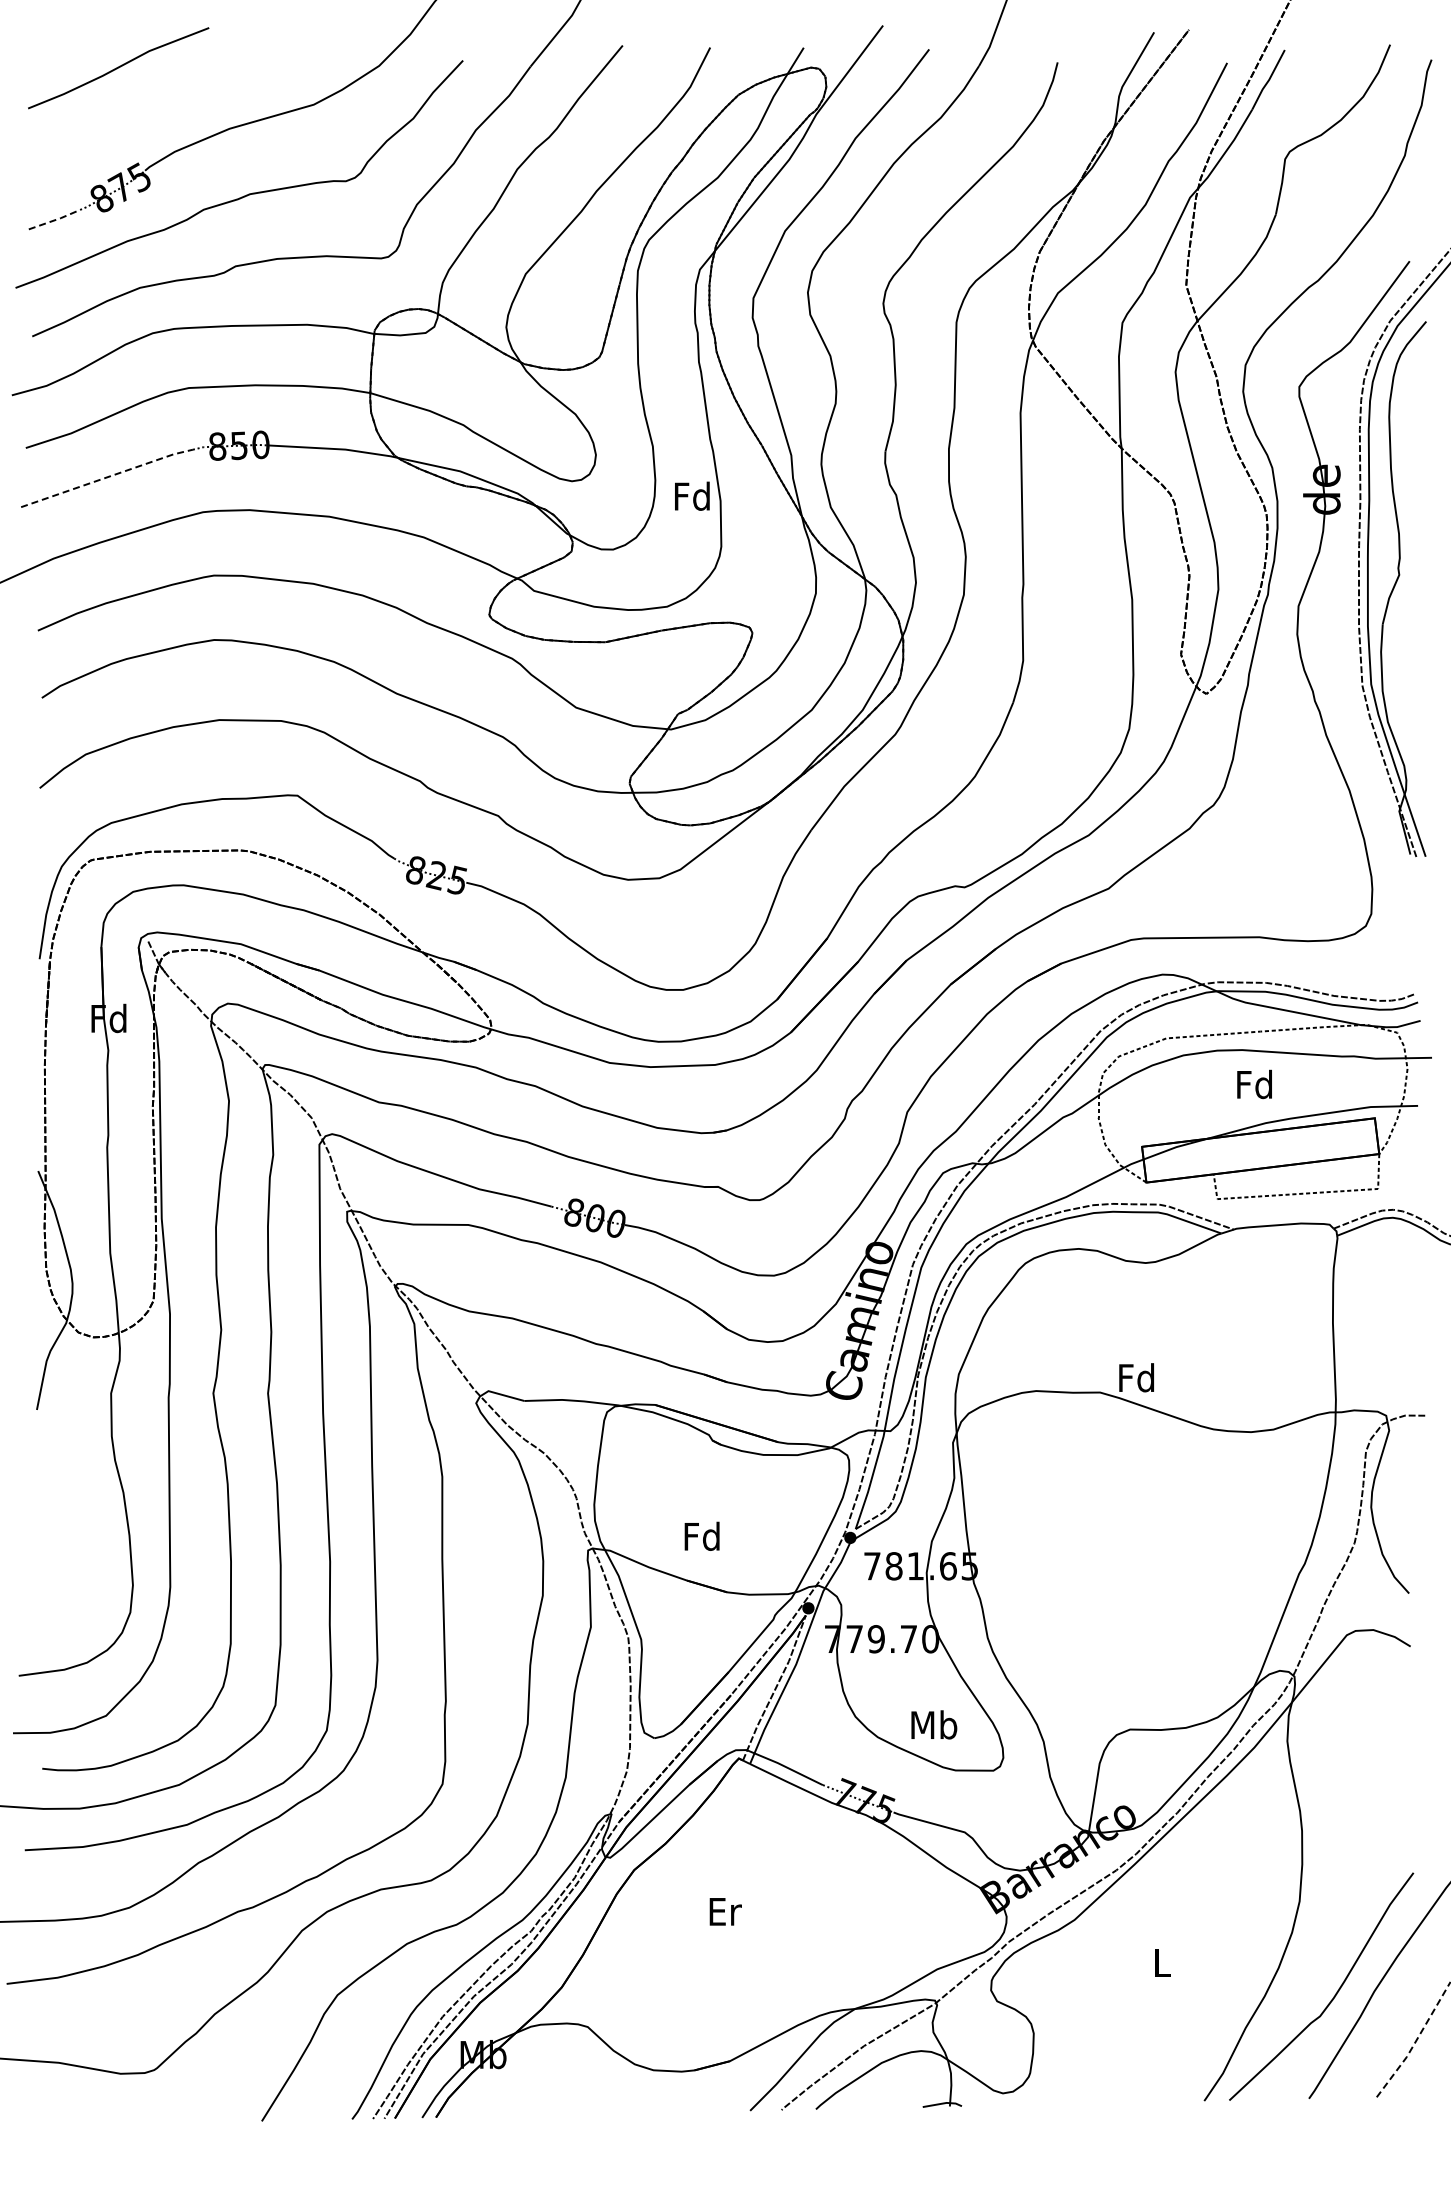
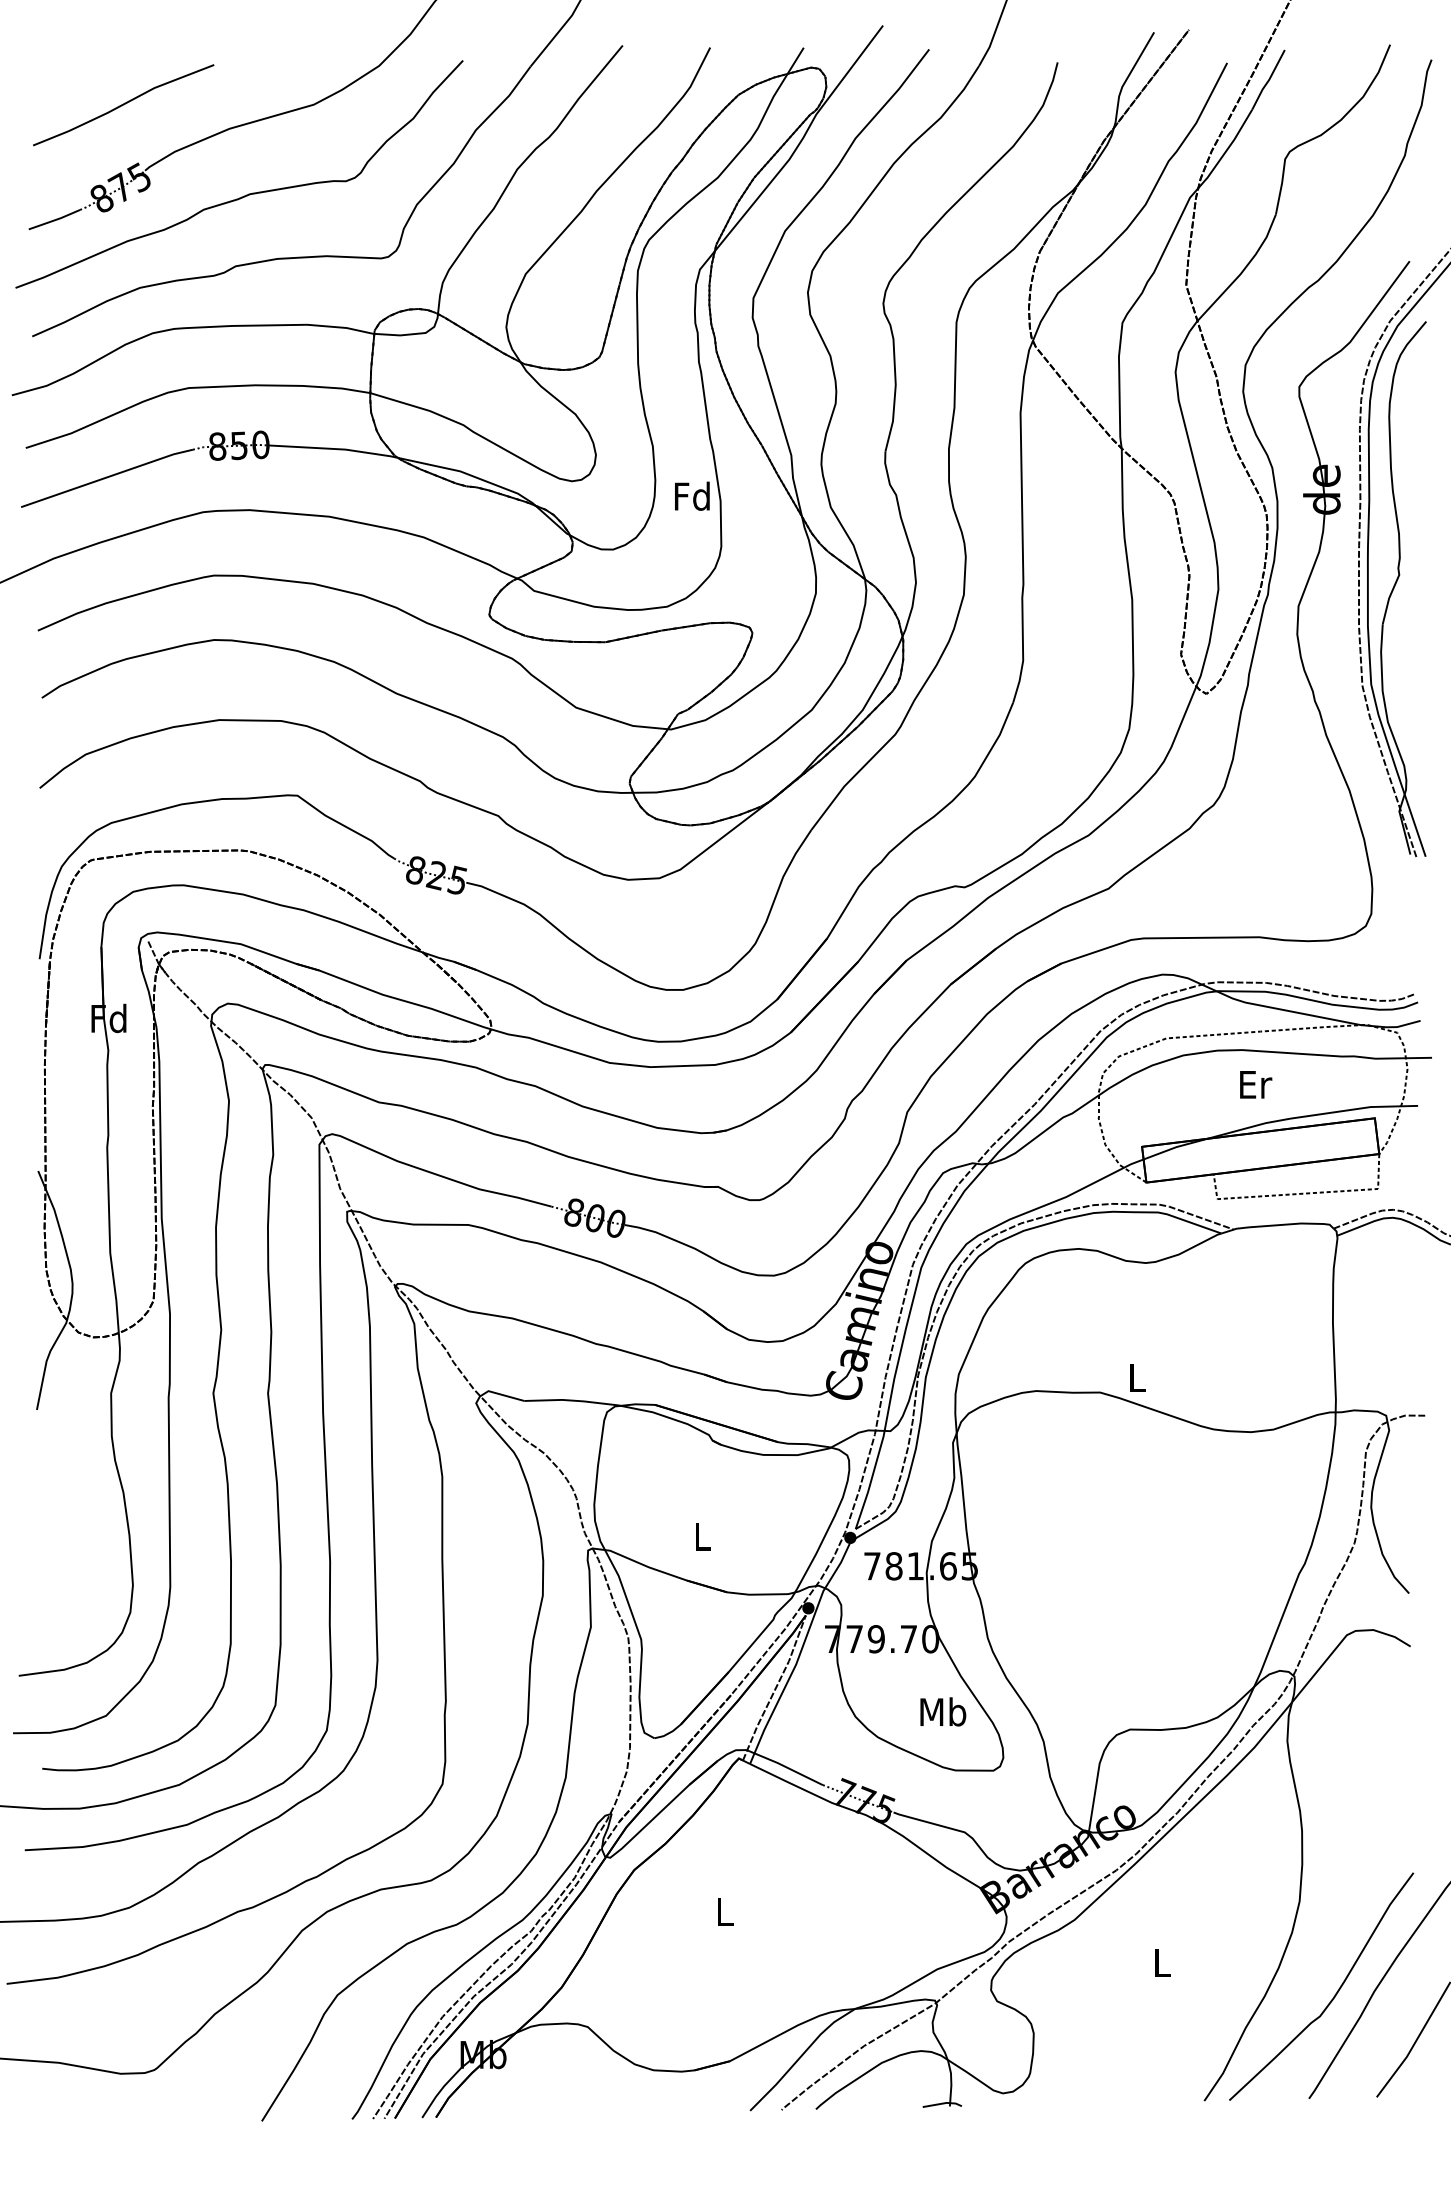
line position: (118, 68) -> (123, 105) (123, 105)
line: dashed -> solid (55, 220)
line: dashed -> solid (107, 477)
text: Fd -> Er (1254, 1084)
text: Fd -> L (1136, 1377)
text: Fd -> L (701, 1535)
text position: (934, 1724) -> (943, 1711) (943, 1711)
text: Er -> L (725, 1911)
line: dashed -> solid (1415, 2041)
